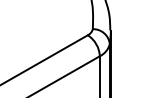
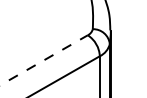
line: solid -> dashed (44, 60)
